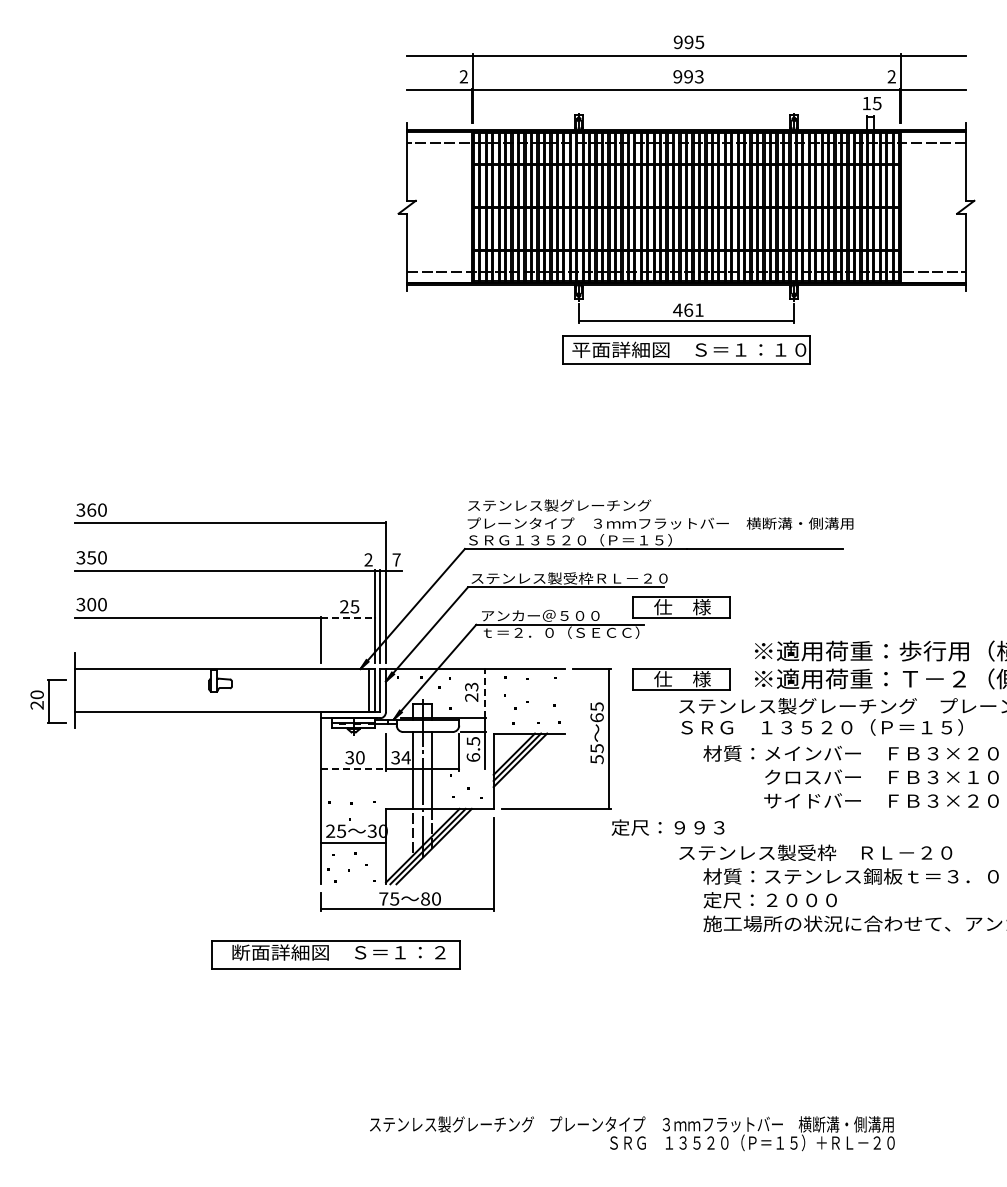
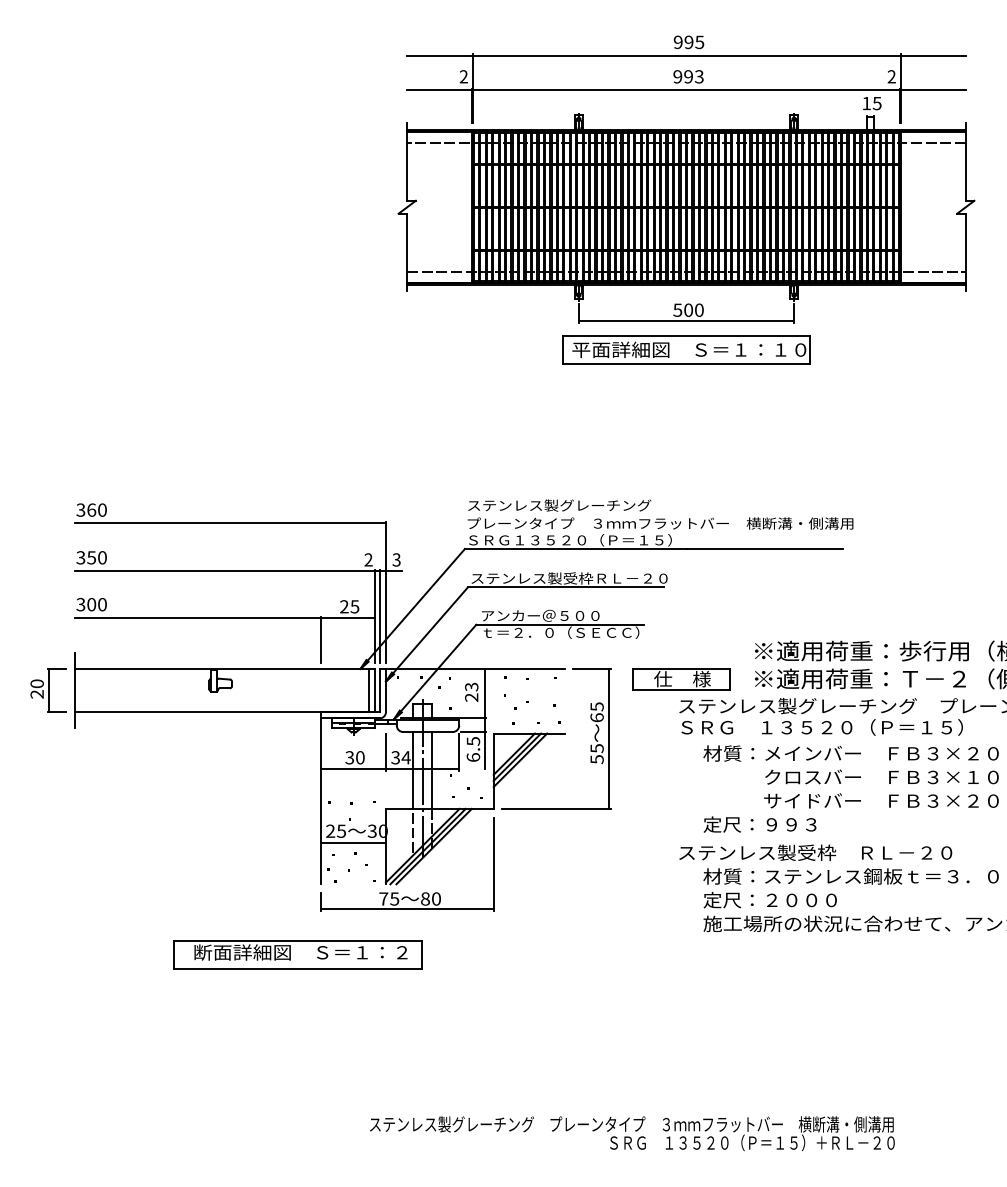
text: 461 -> 500 (688, 309)
text: 7 -> 3 (396, 559)
part: present -> none (681, 607)
line: dashed -> solid (348, 617)
line: dashed -> solid (485, 693)
part position: (48, 701) -> (48, 690) (48, 690)
line: dashed -> solid (354, 769)
text position: (667, 827) -> (759, 824) (759, 824)
part position: (335, 954) -> (297, 954) (297, 954)
